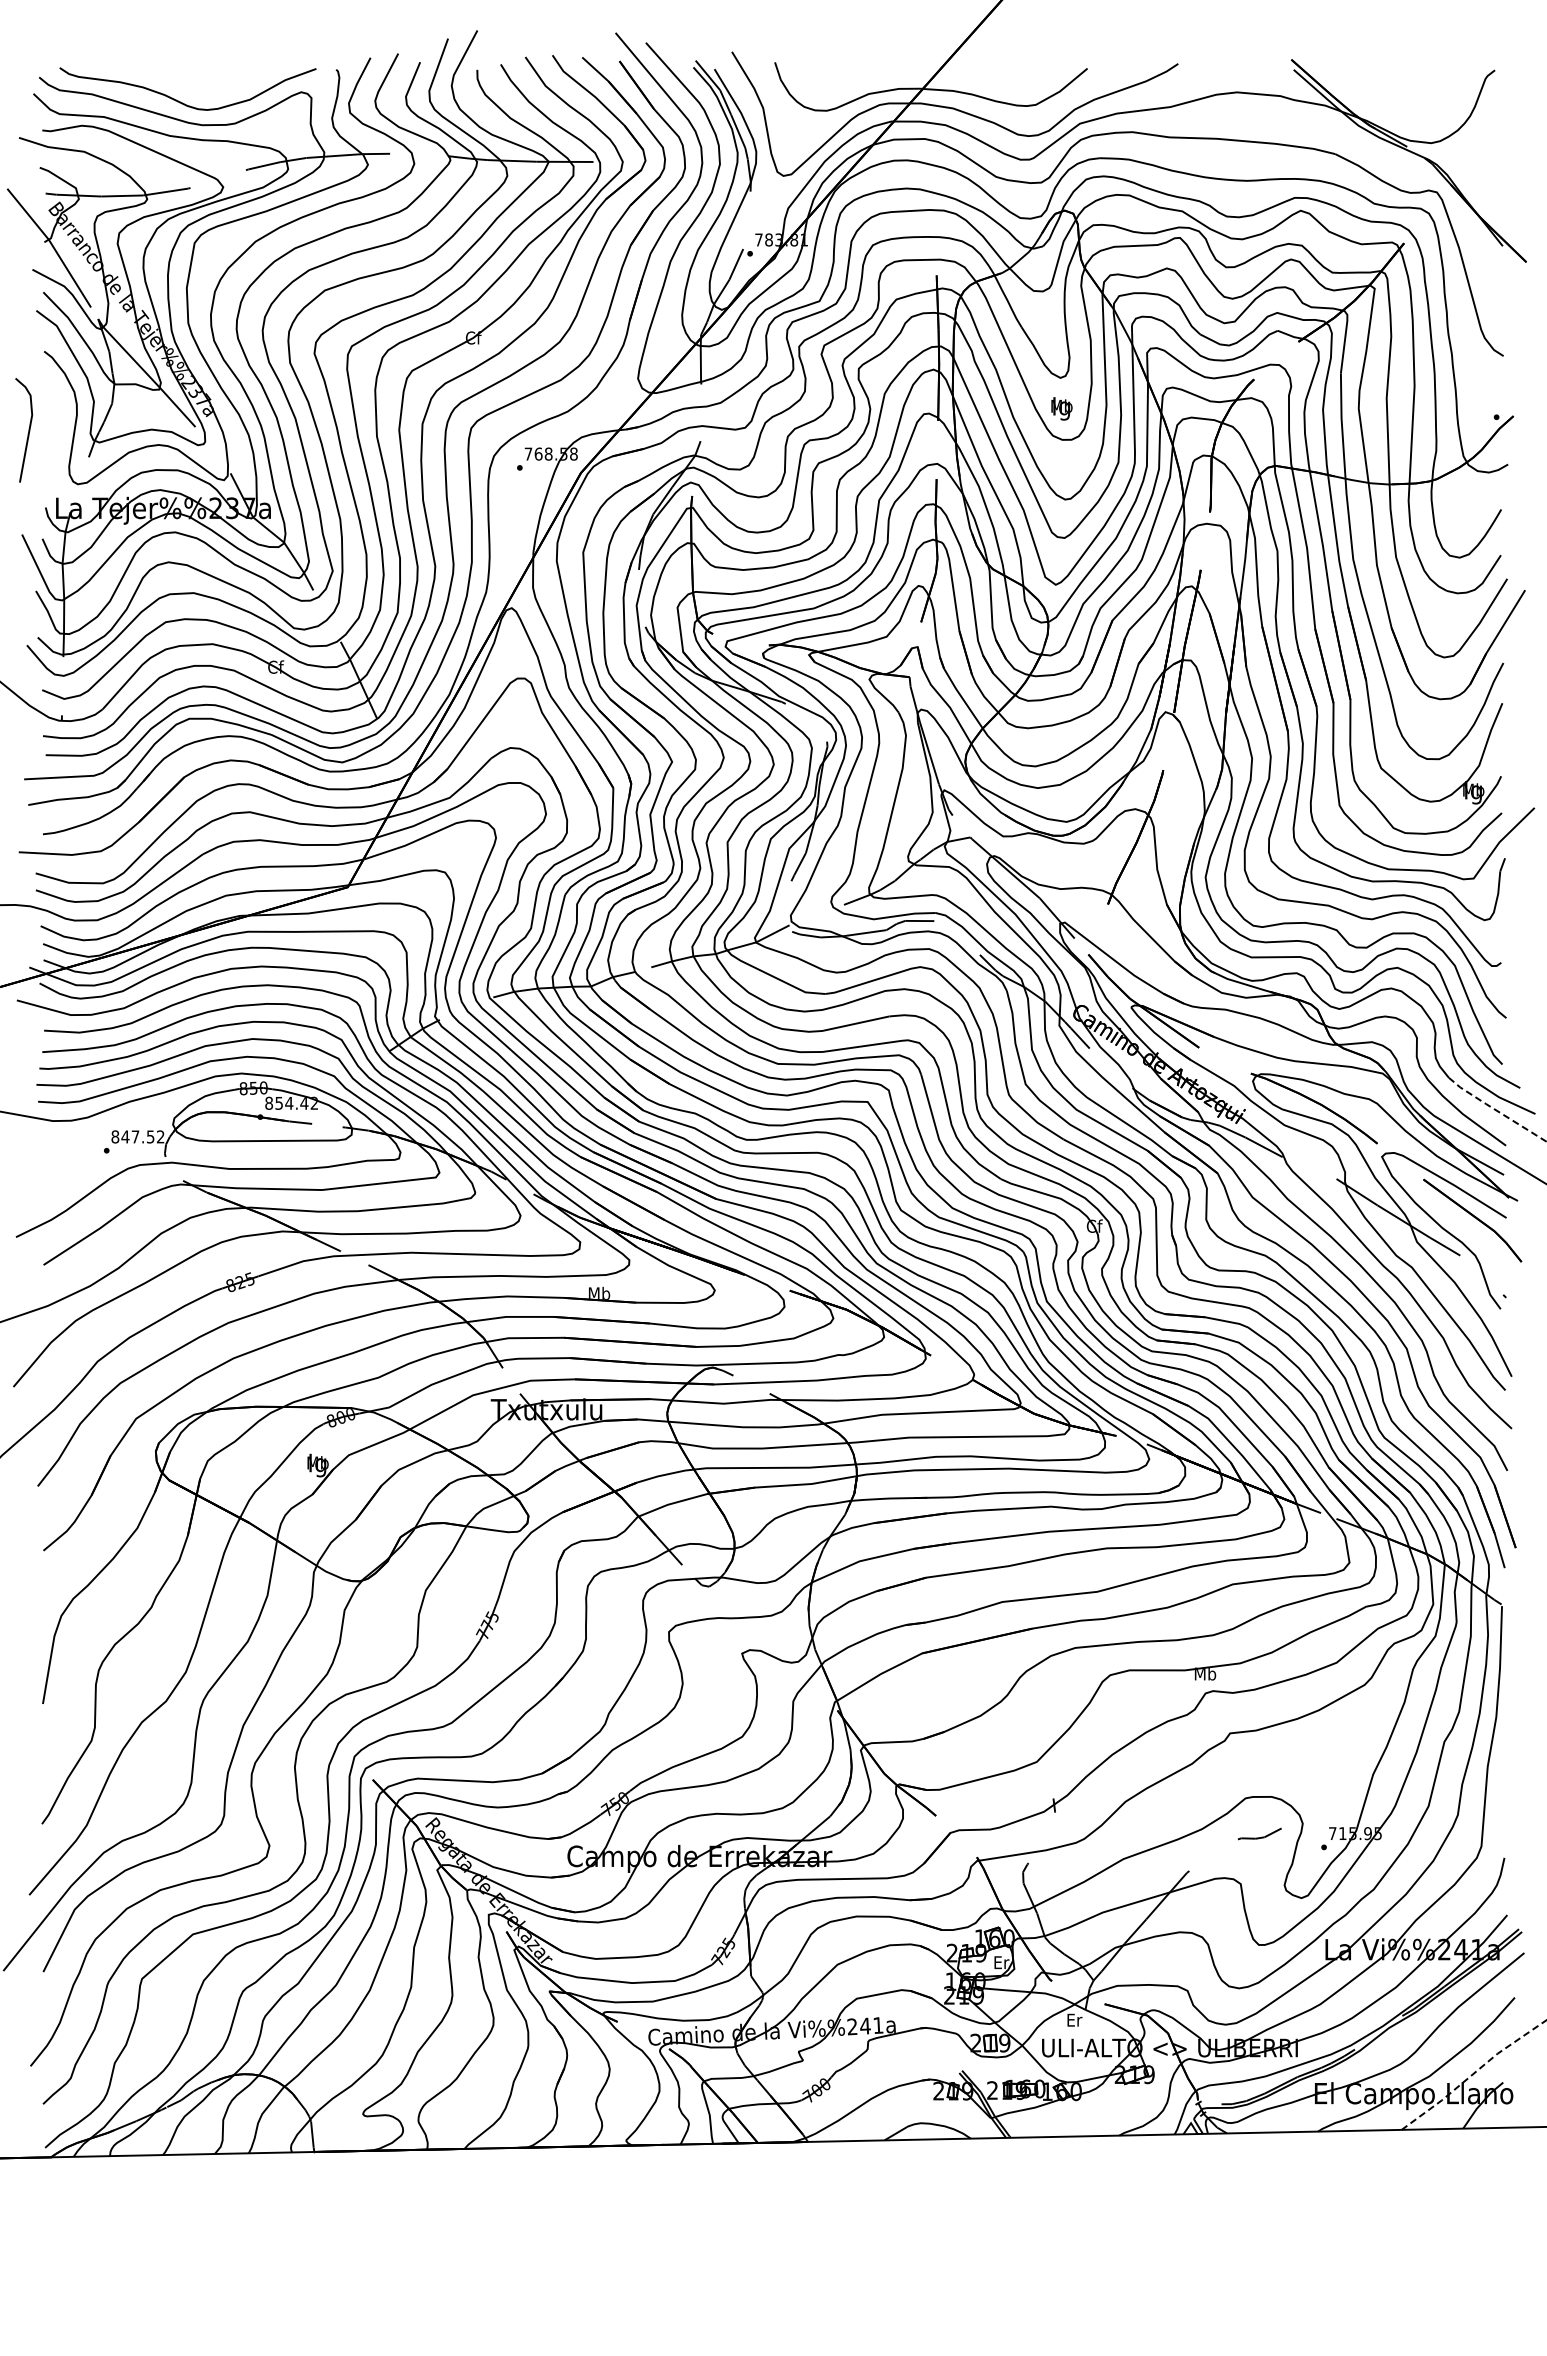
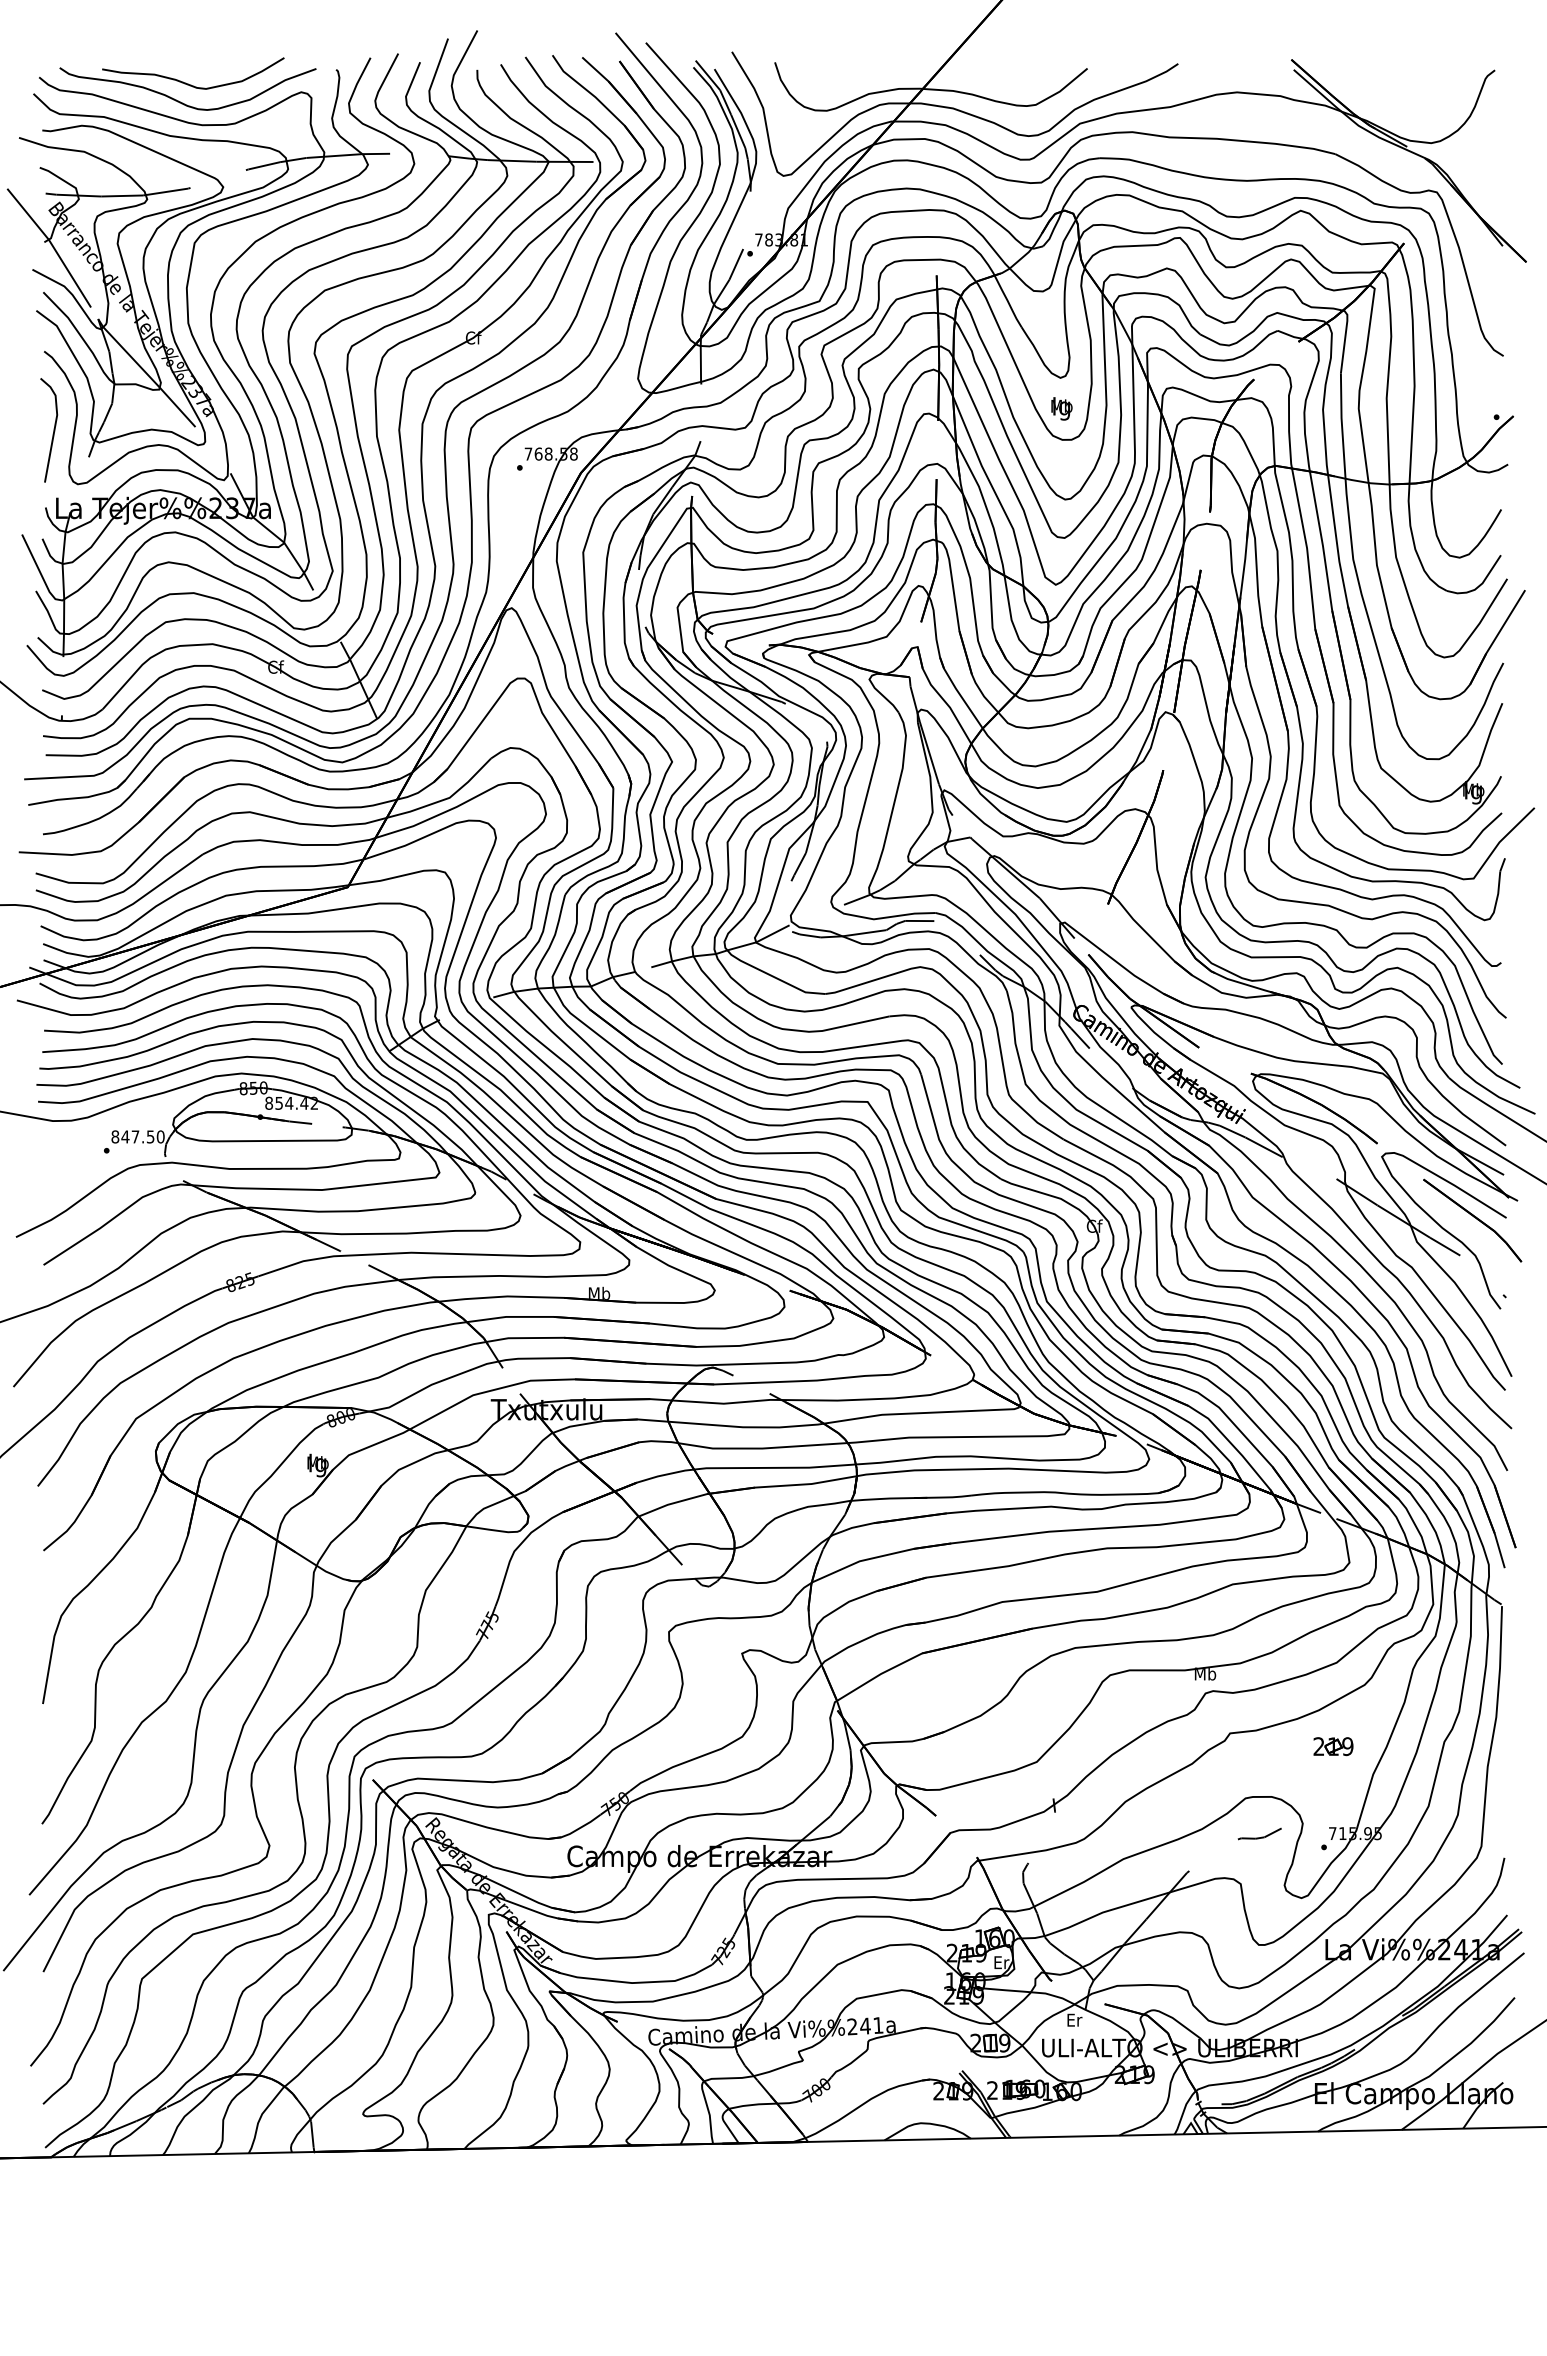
curve: none -> present (188, 83)
line position: (28, 430) -> (53, 430) (53, 430)
line: dashed -> solid (1496, 1110)
text: 847.52 -> 847.50 (160, 1136)
part: none -> present (1333, 1746)
line: dashed -> solid (1473, 2073)
